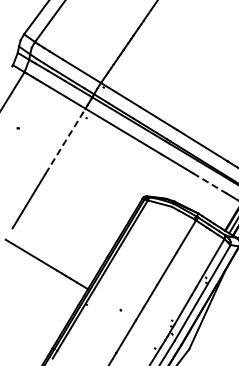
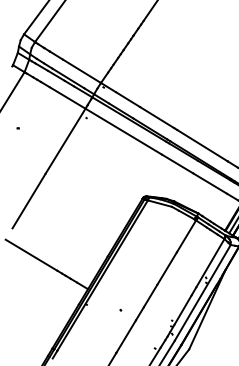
line: dashed -> solid (65, 140)
line: dashed -> solid (210, 183)
